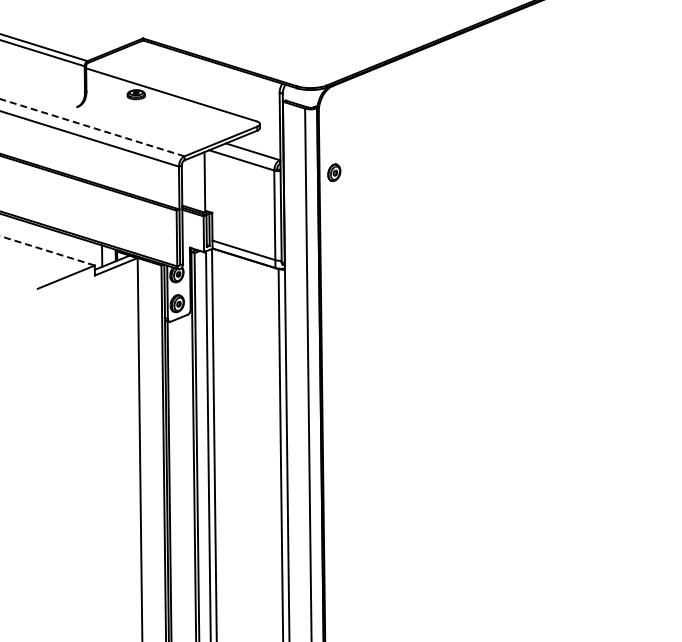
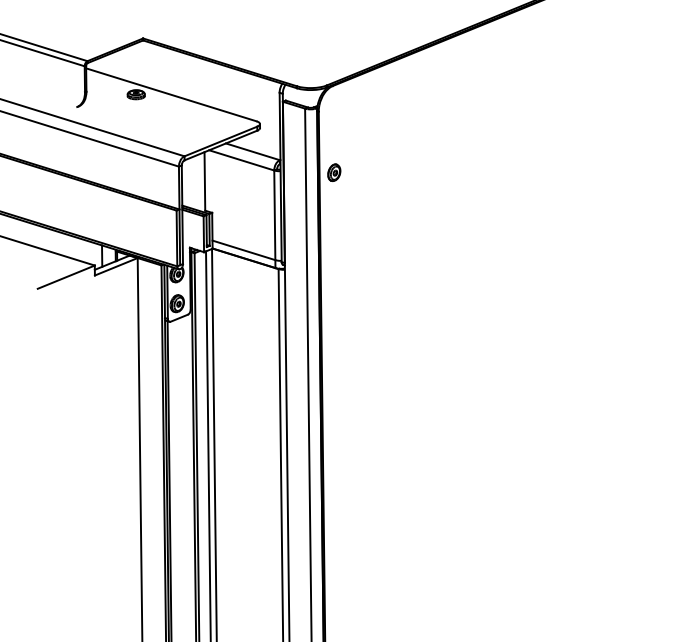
line: dashed -> solid (91, 127)
line: dashed -> solid (47, 250)
